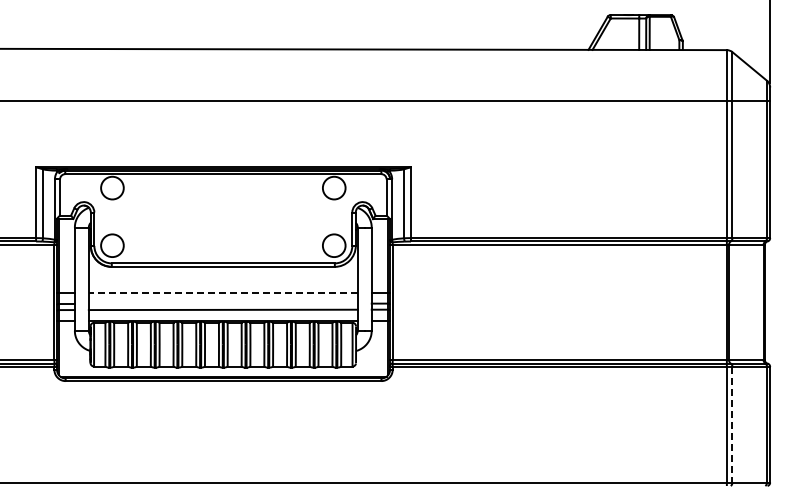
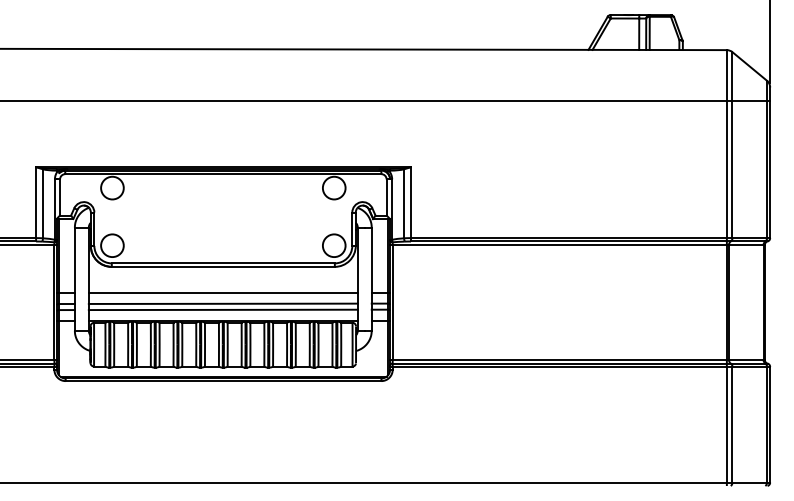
line: dashed -> solid (222, 292)
line: none -> present (222, 303)
line: dashed -> solid (732, 424)
